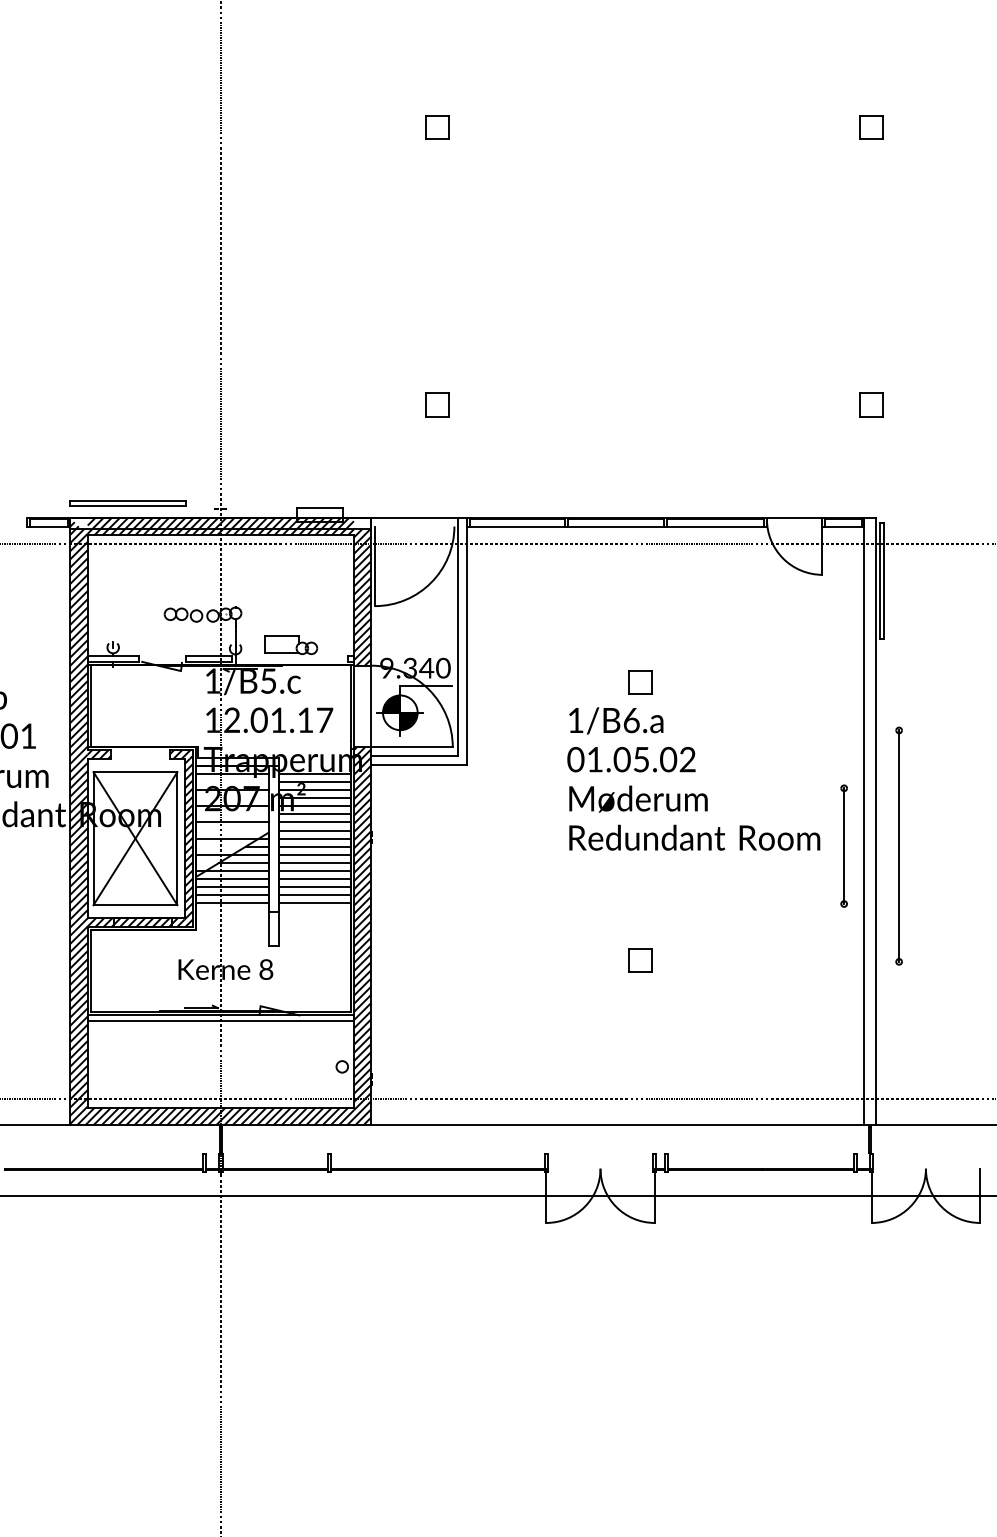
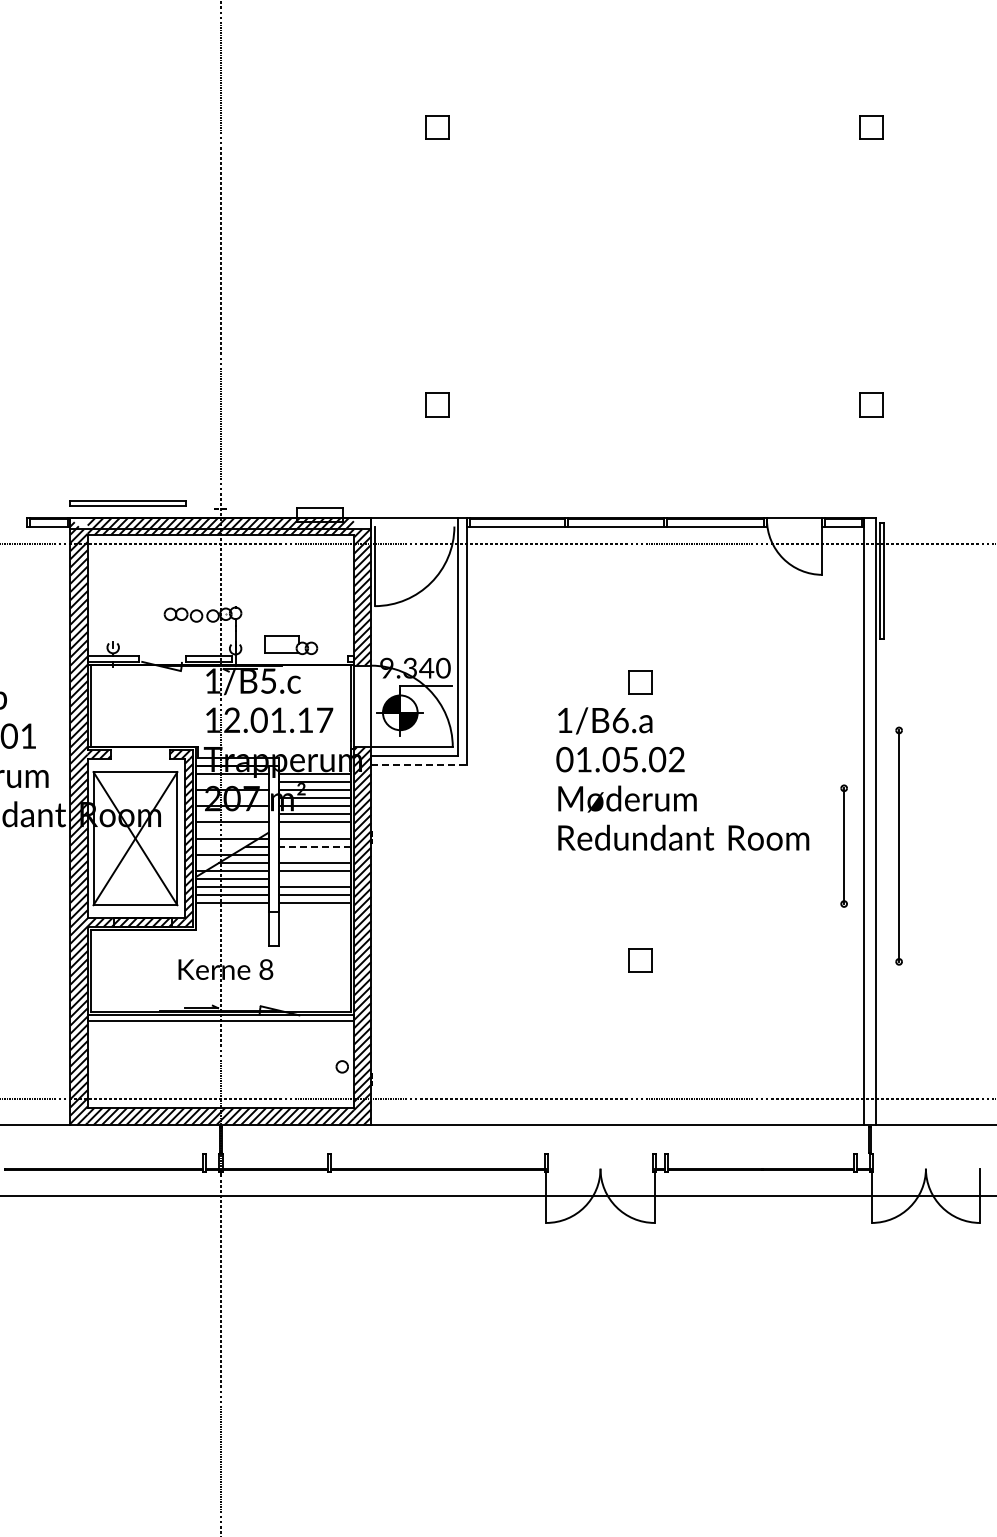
line: solid -> dashed (418, 764)
text position: (693, 778) -> (682, 778) (682, 778)
line: present -> none (314, 830)
line: solid -> dashed (314, 846)
line: present -> none (314, 854)
line: present -> none (314, 879)
